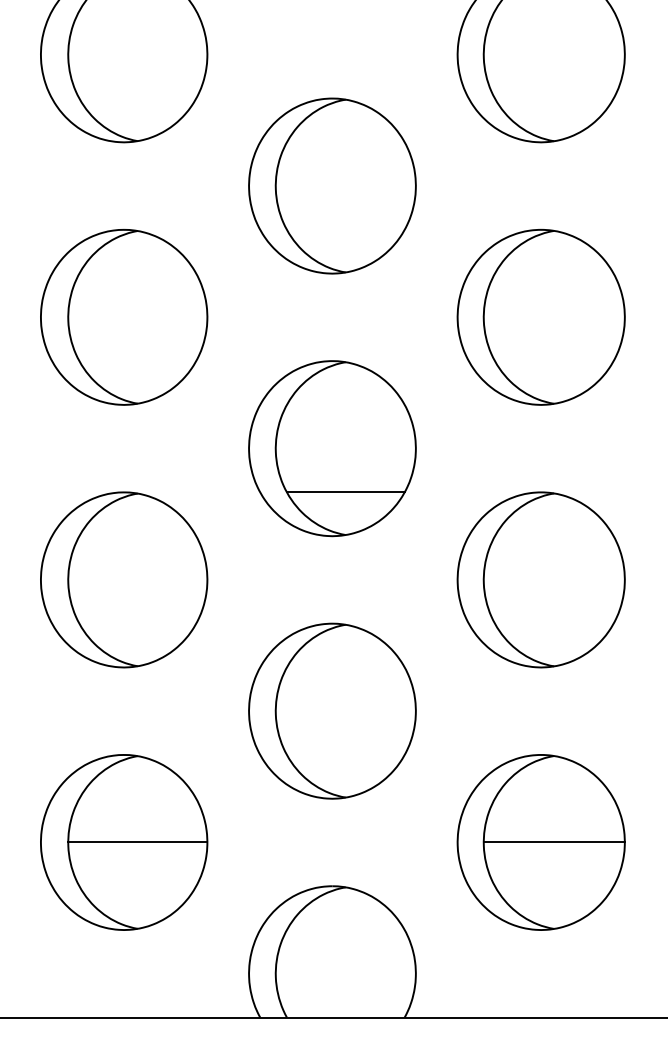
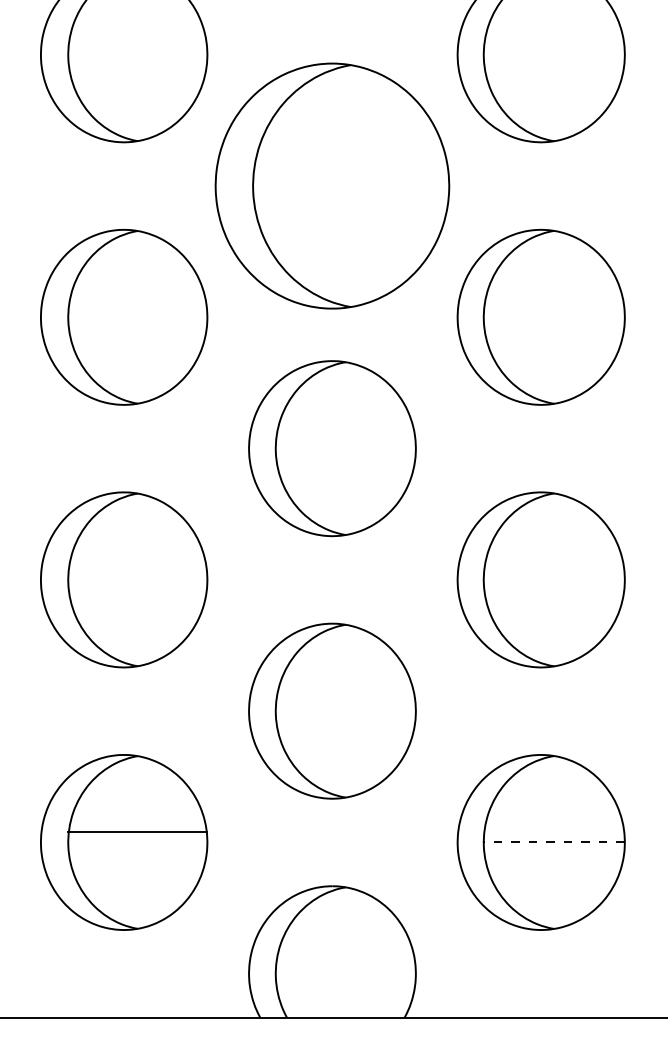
part size: 169x178 px -> 237x248 px (332, 185)
line: present -> none (345, 492)
line position: (137, 842) -> (137, 832) (137, 832)
line: solid -> dashed (554, 842)
